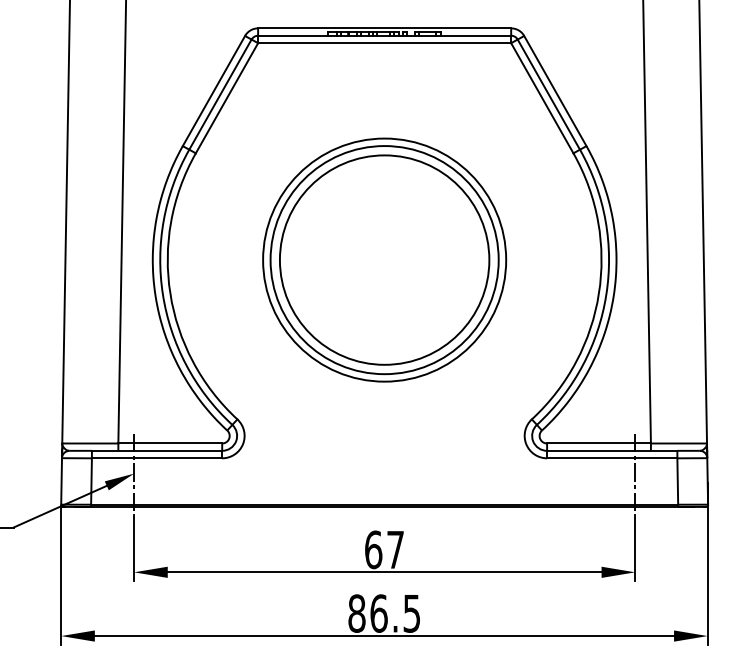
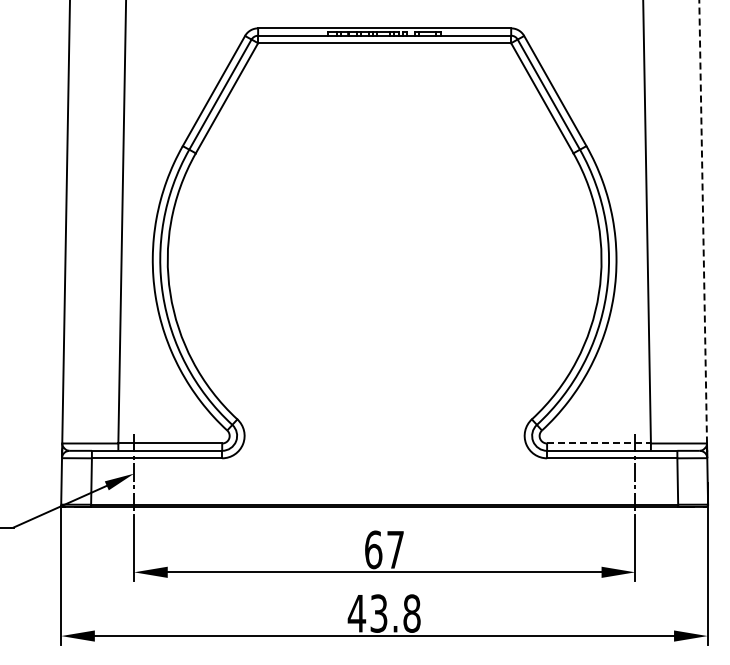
line: solid -> dashed (703, 221)
part: present -> none (384, 259)
line: solid -> dashed (599, 443)
text: 86.5 -> 43.8 (383, 613)
